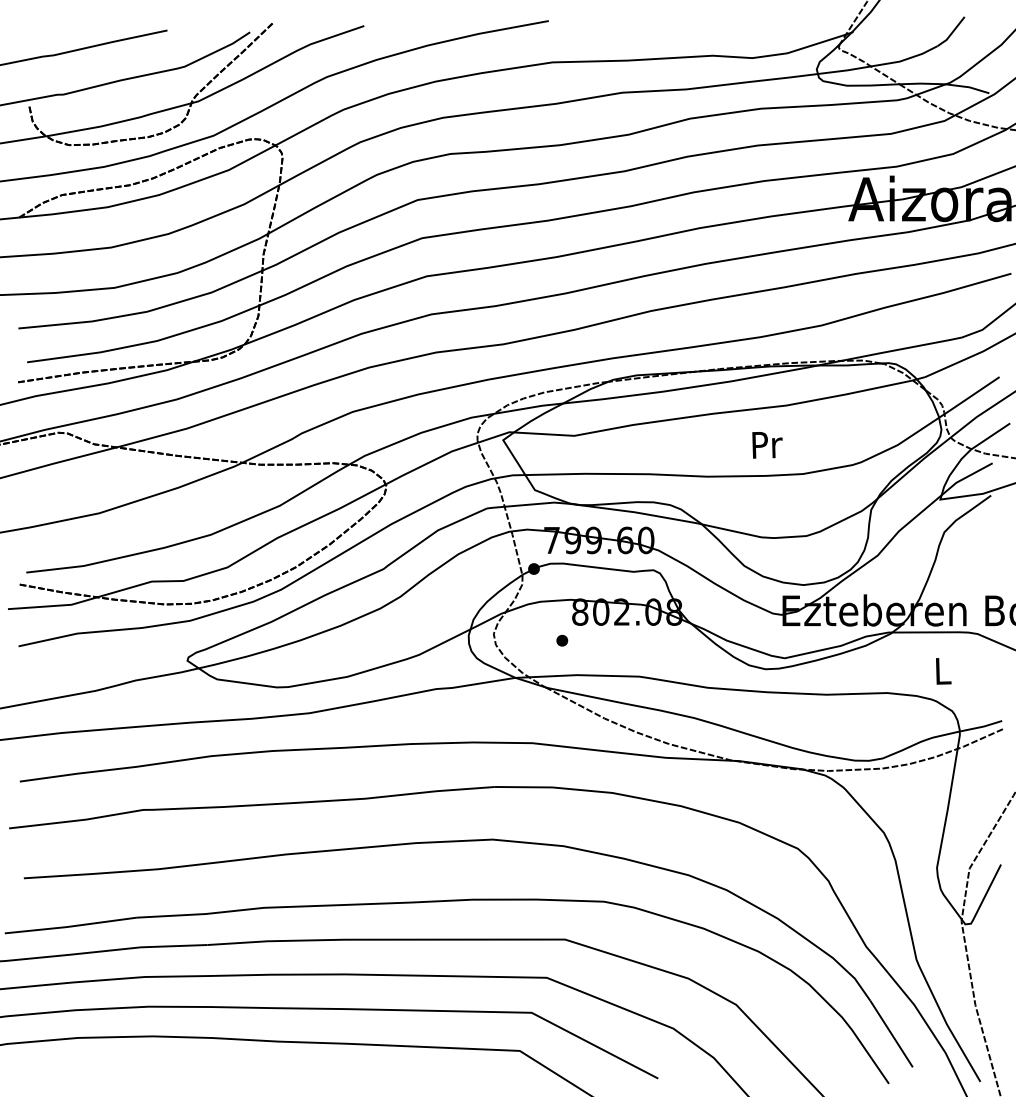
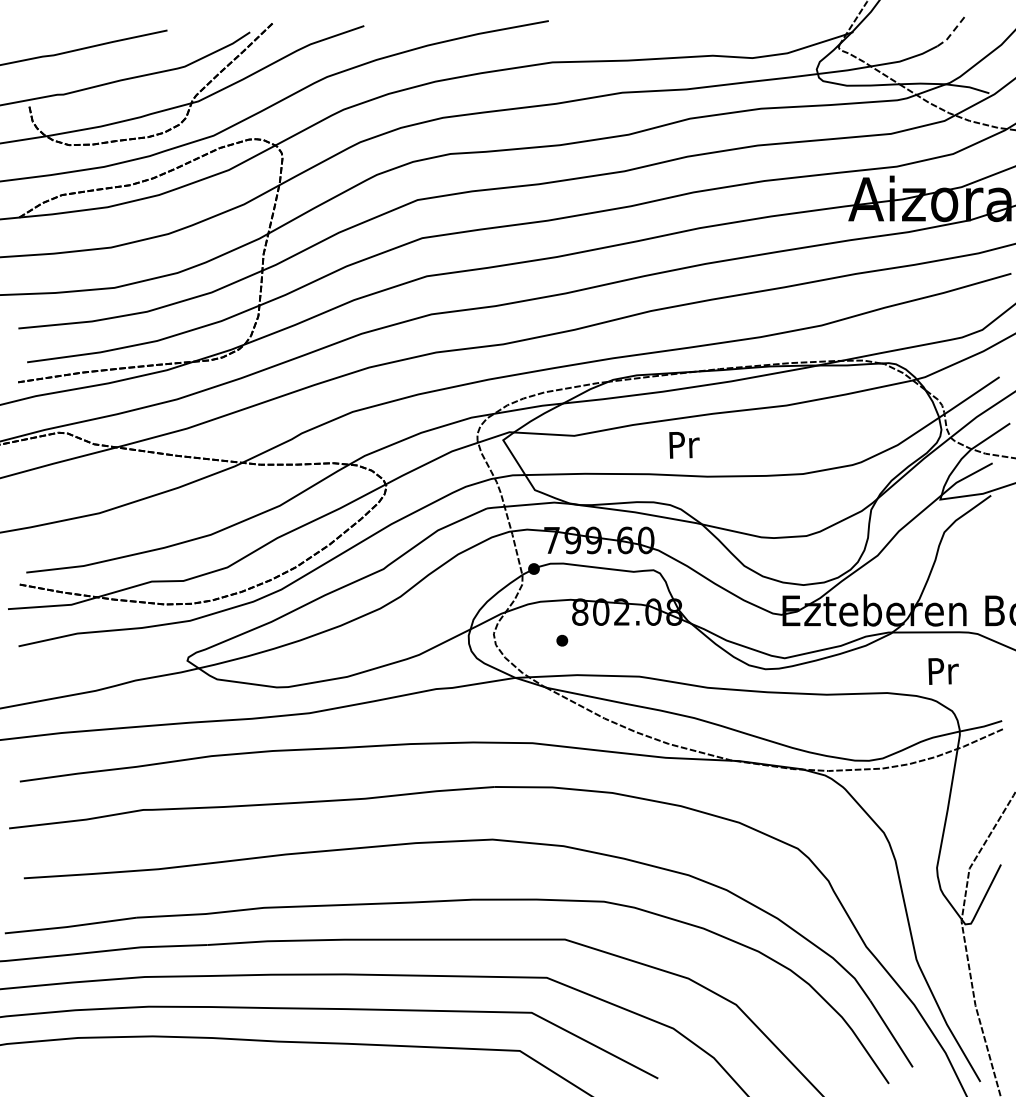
line: solid -> dashed (952, 33)
text position: (767, 445) -> (684, 445) (684, 445)
text: L -> Pr (943, 671)
